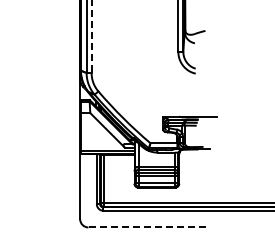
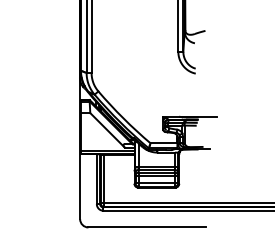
line: dashed -> solid (91, 37)
line: dashed -> solid (147, 227)
